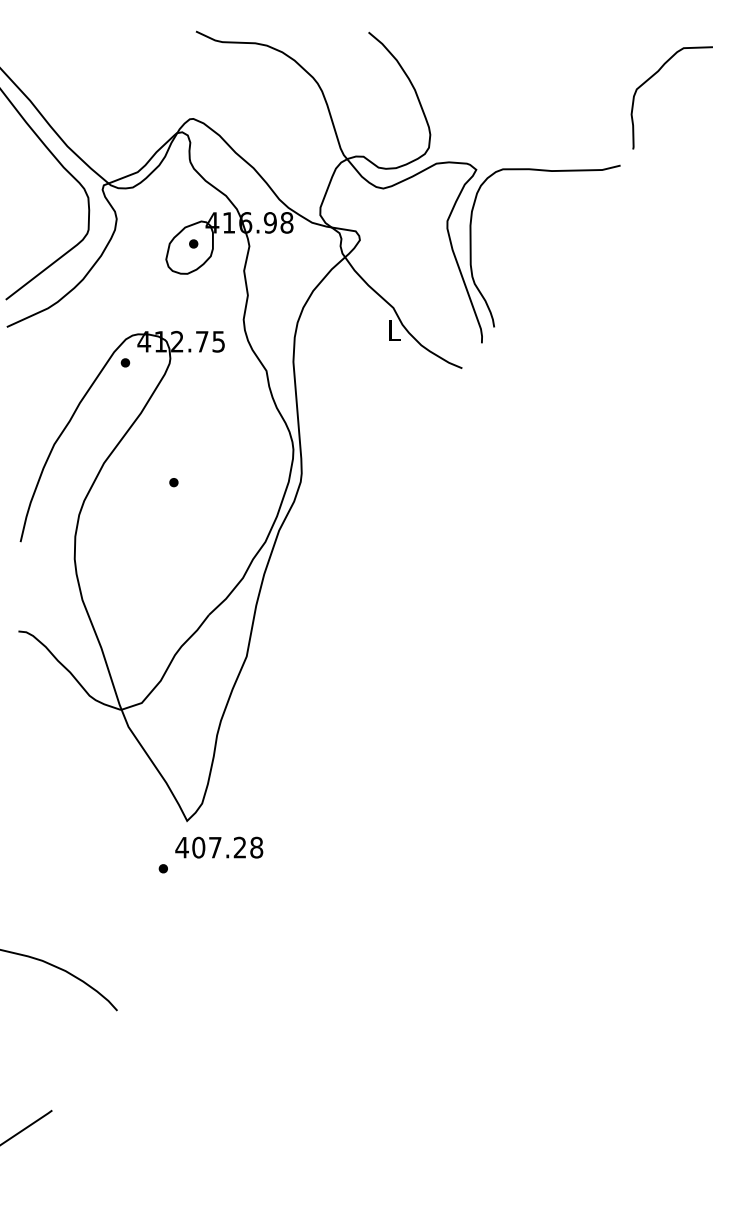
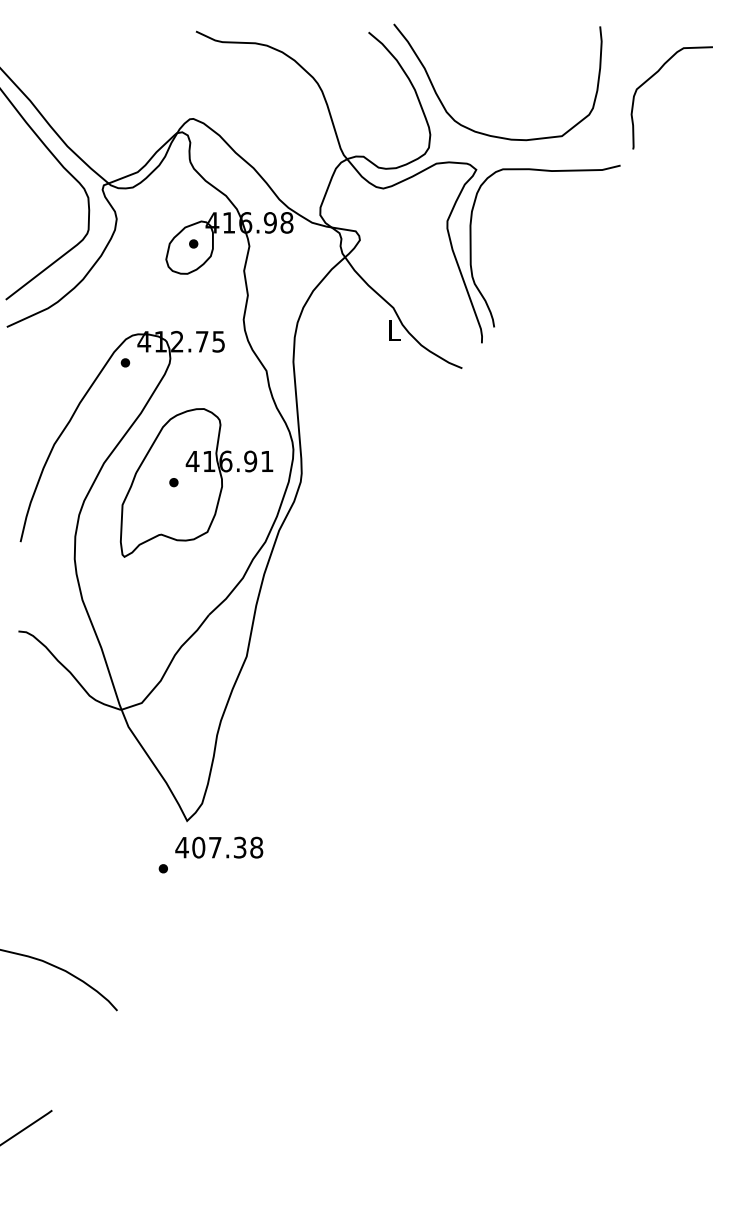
curve: none -> present (486, 133)
part: none -> present (196, 482)
text: 407.28 -> 407.38 (239, 847)
